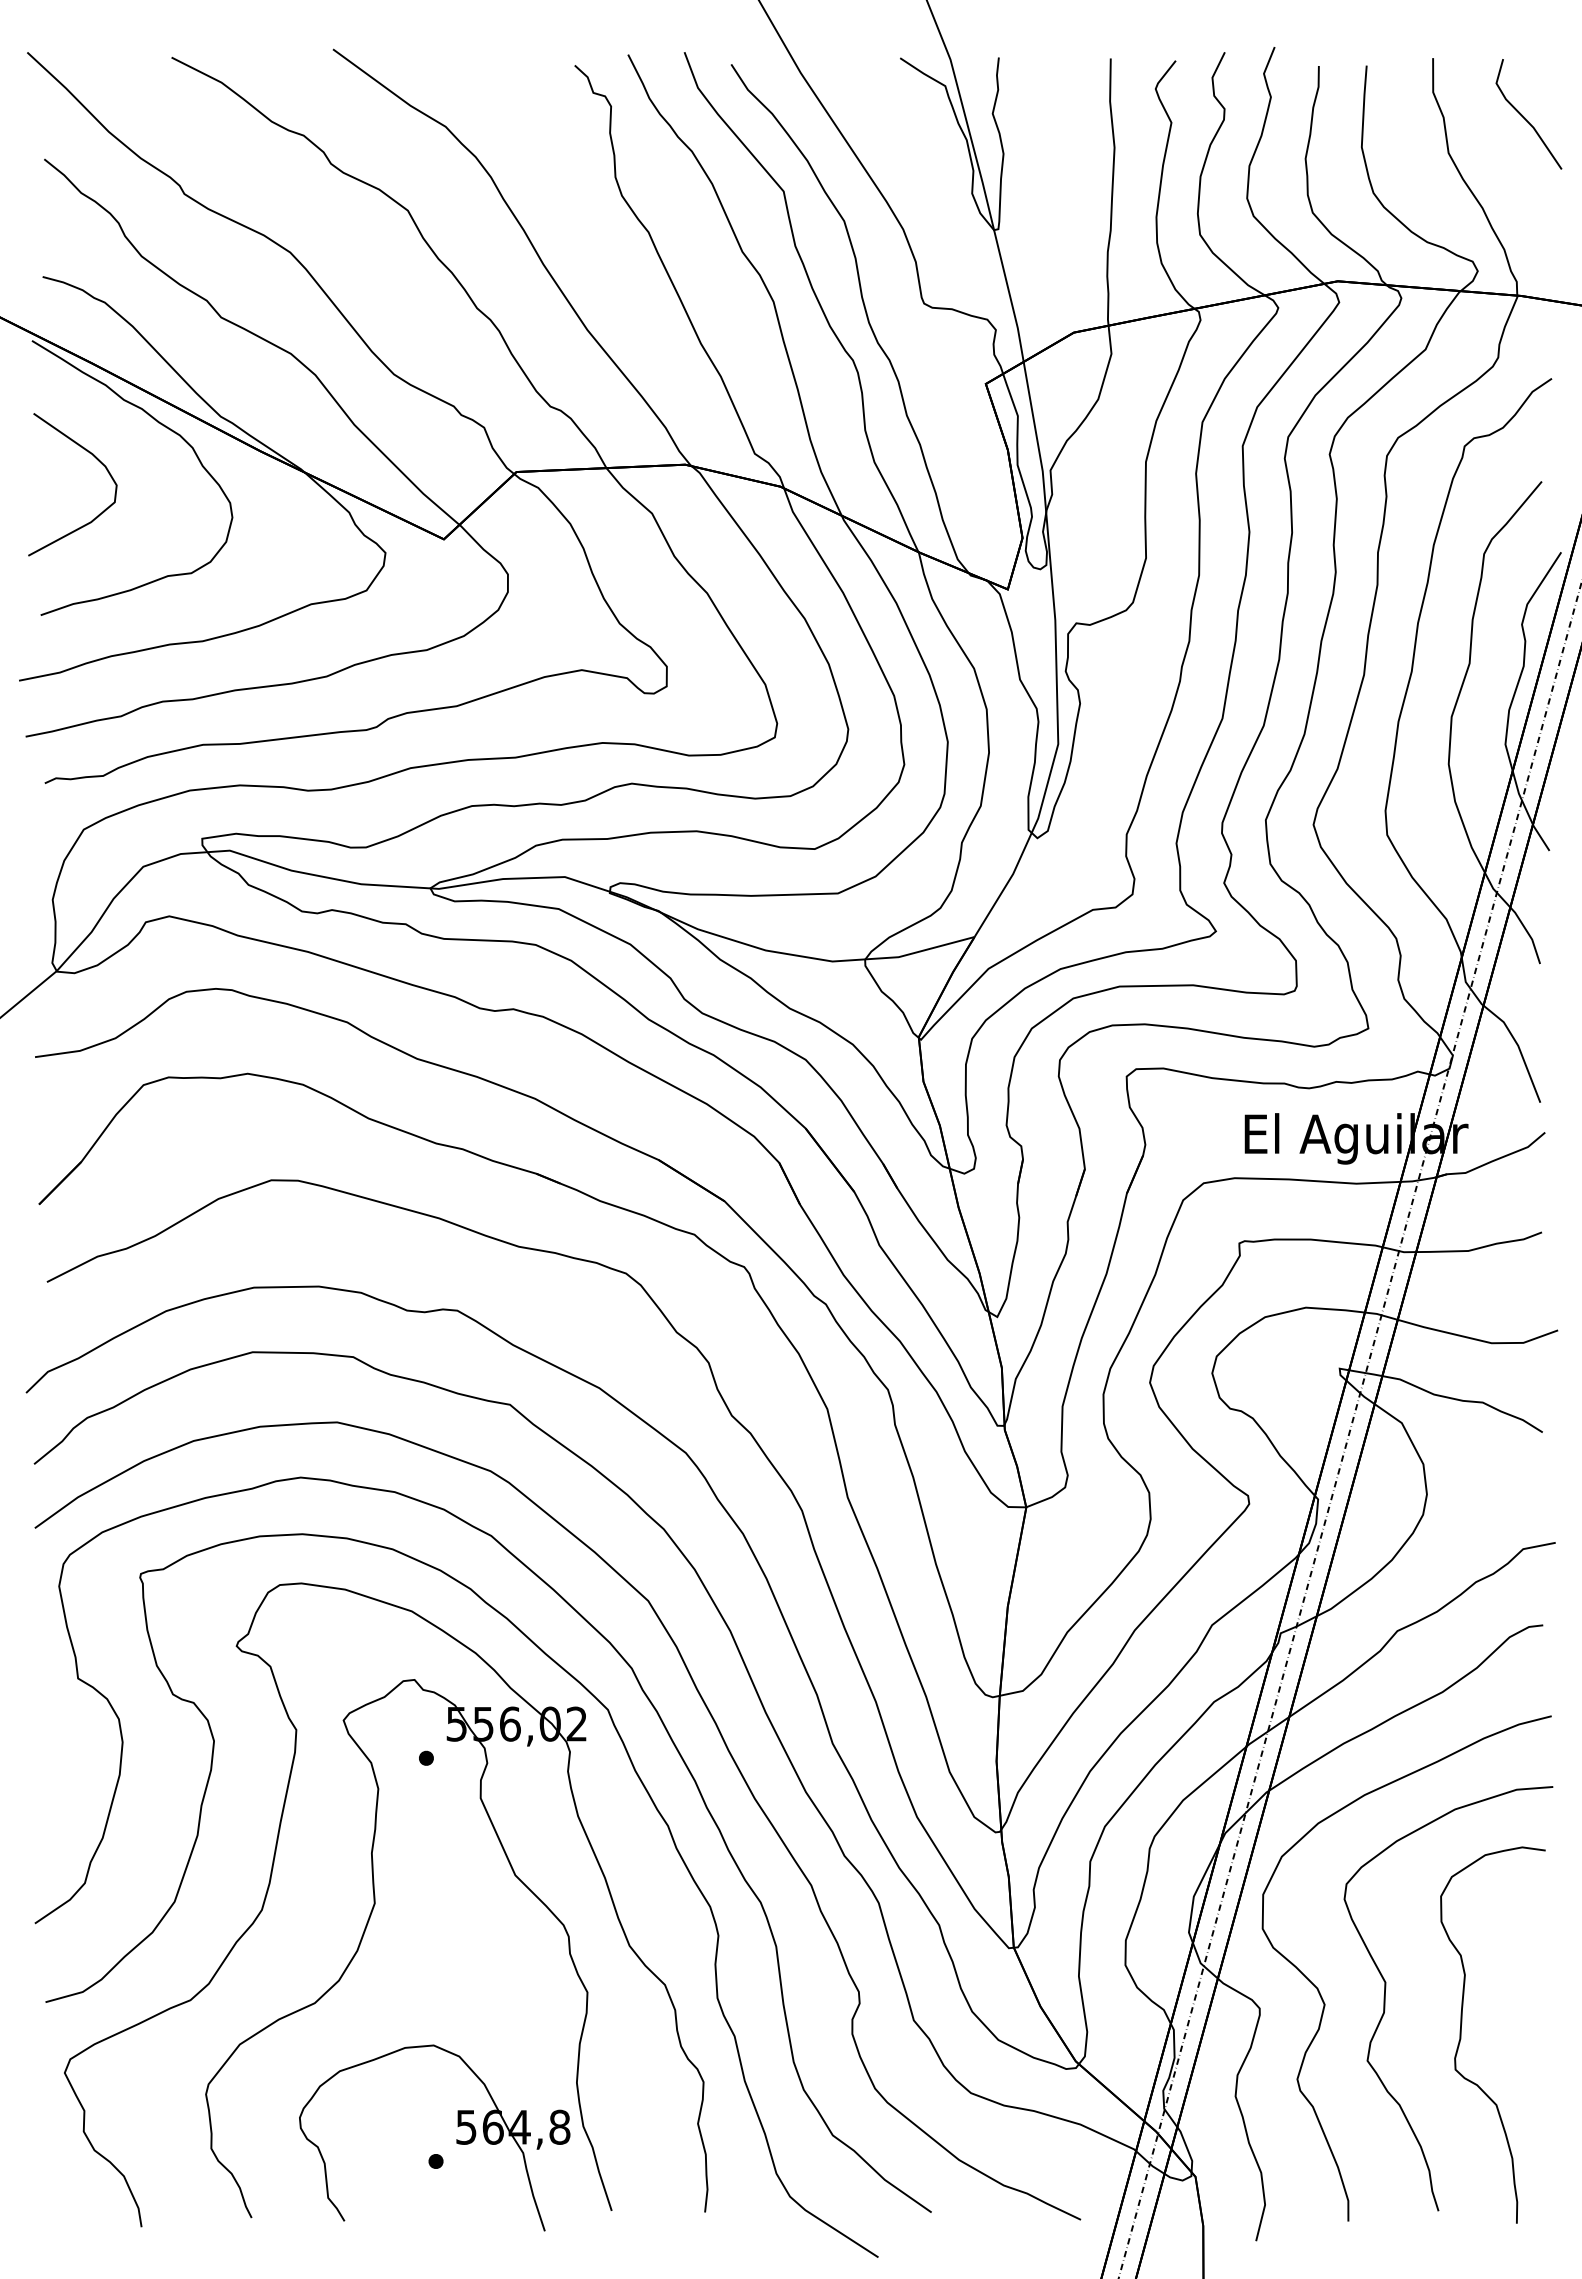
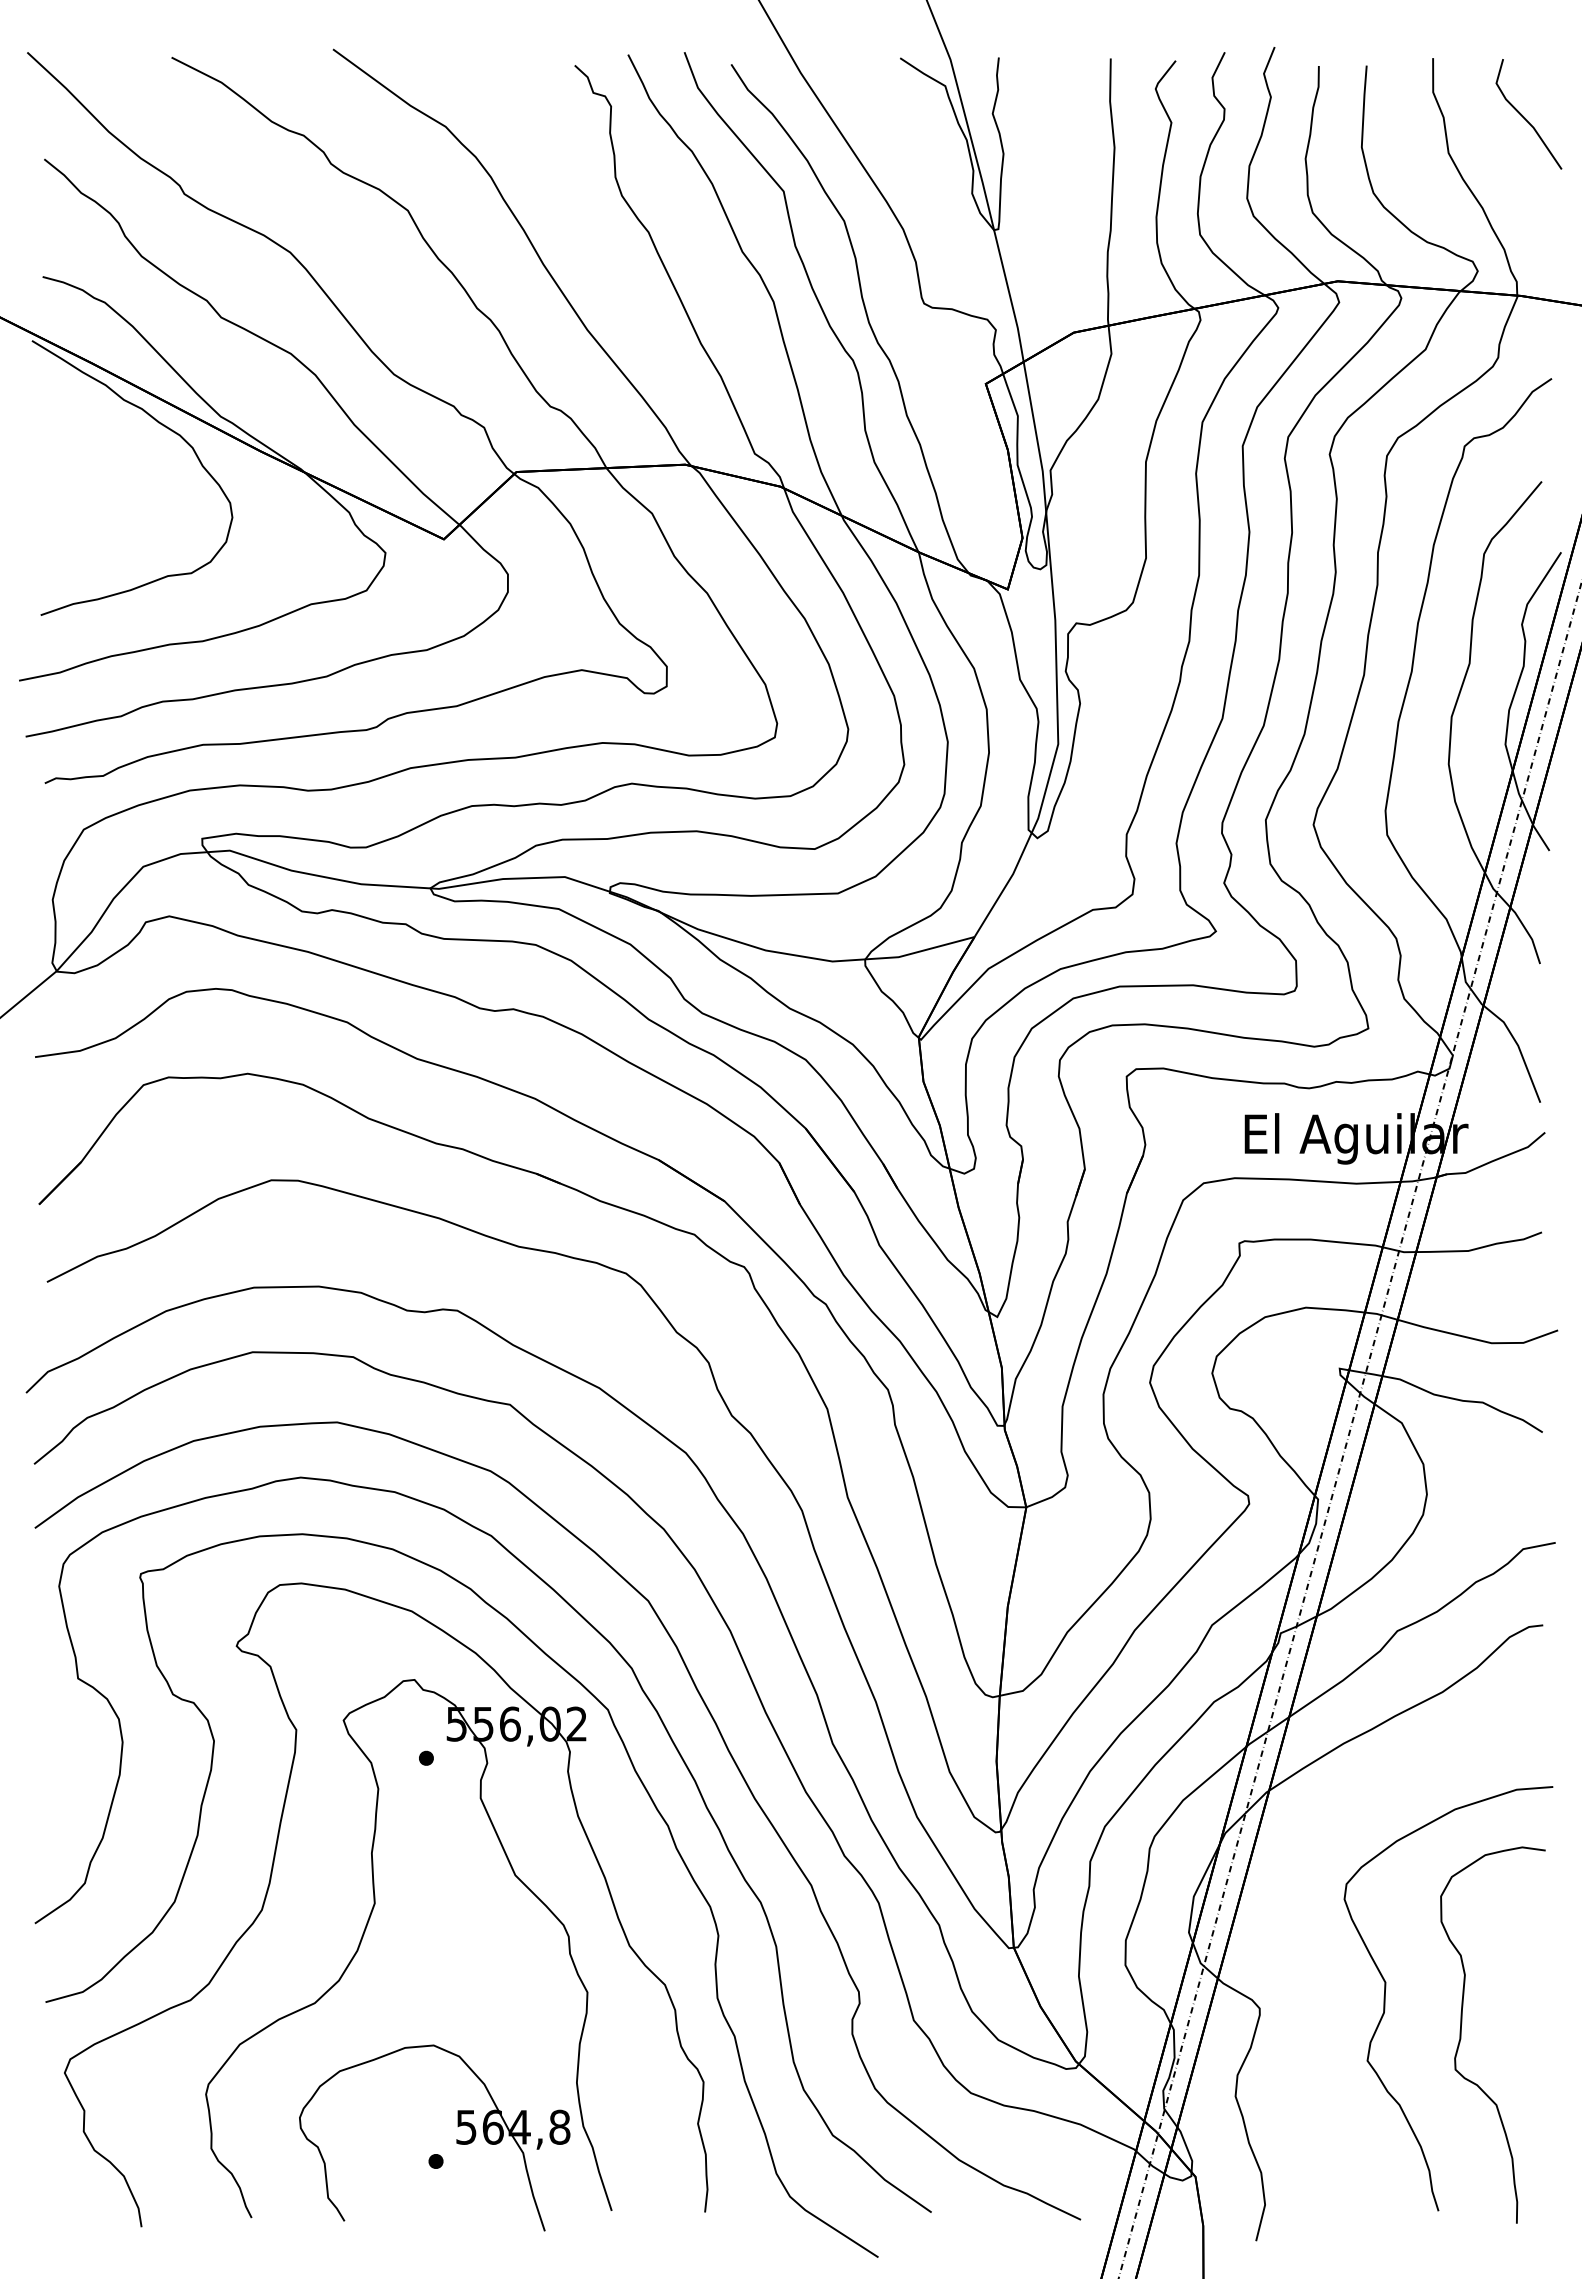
curve: present -> none (96, 459)
curve: present -> none (1325, 2003)
